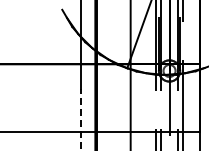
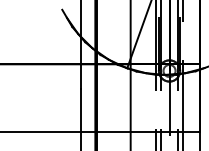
line: dashed -> solid (81, 119)
